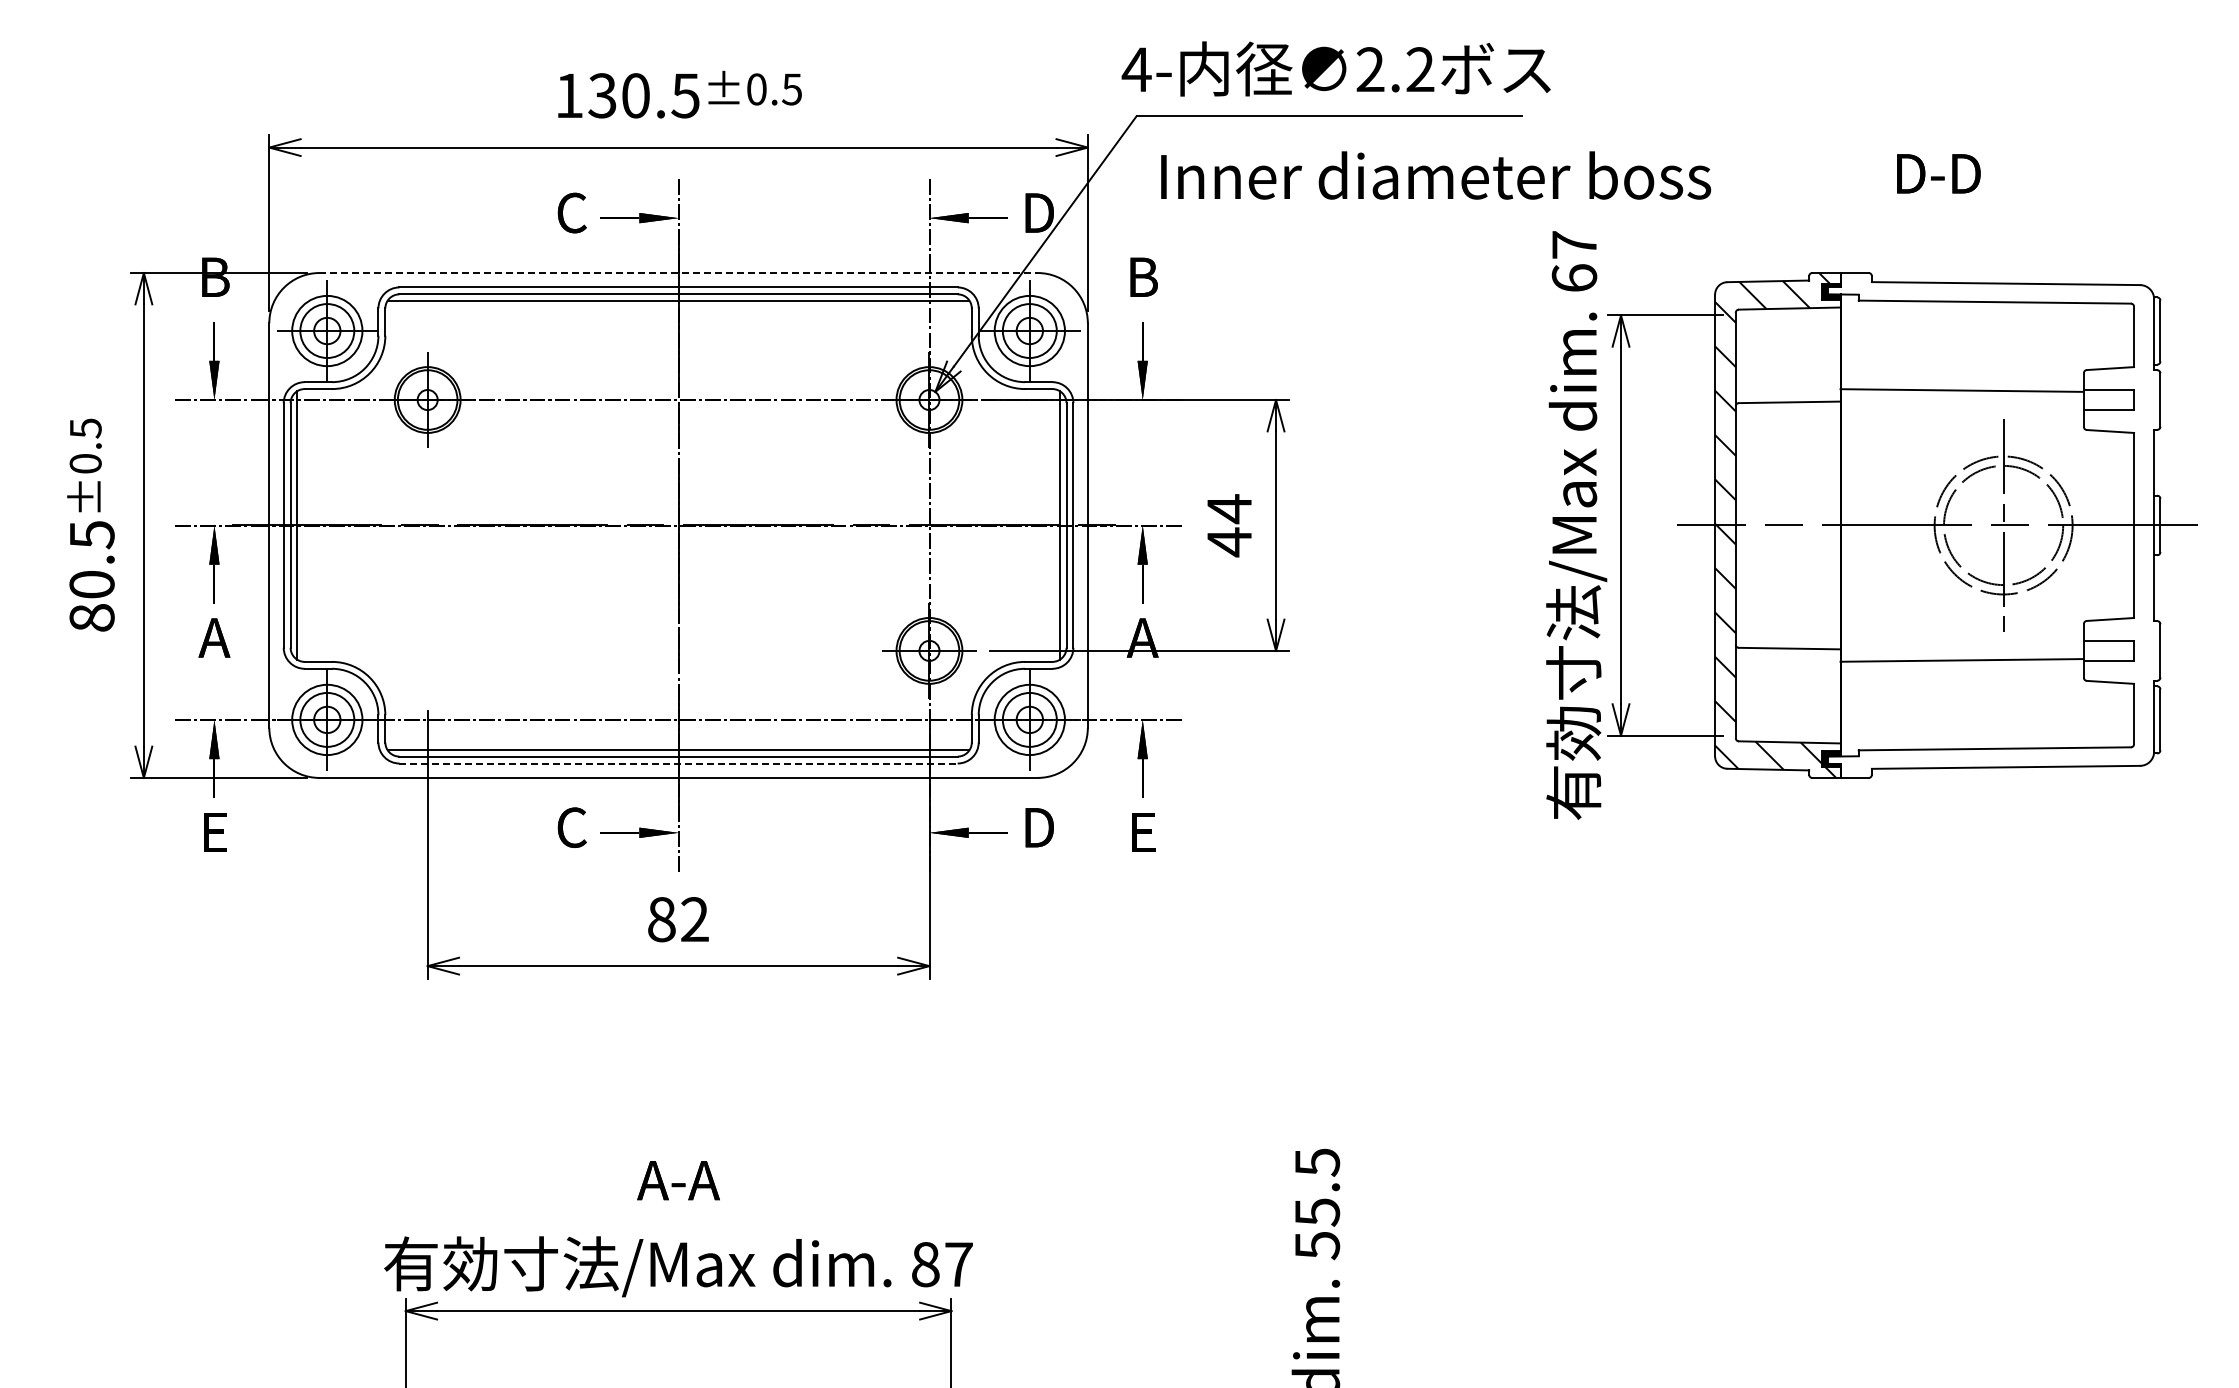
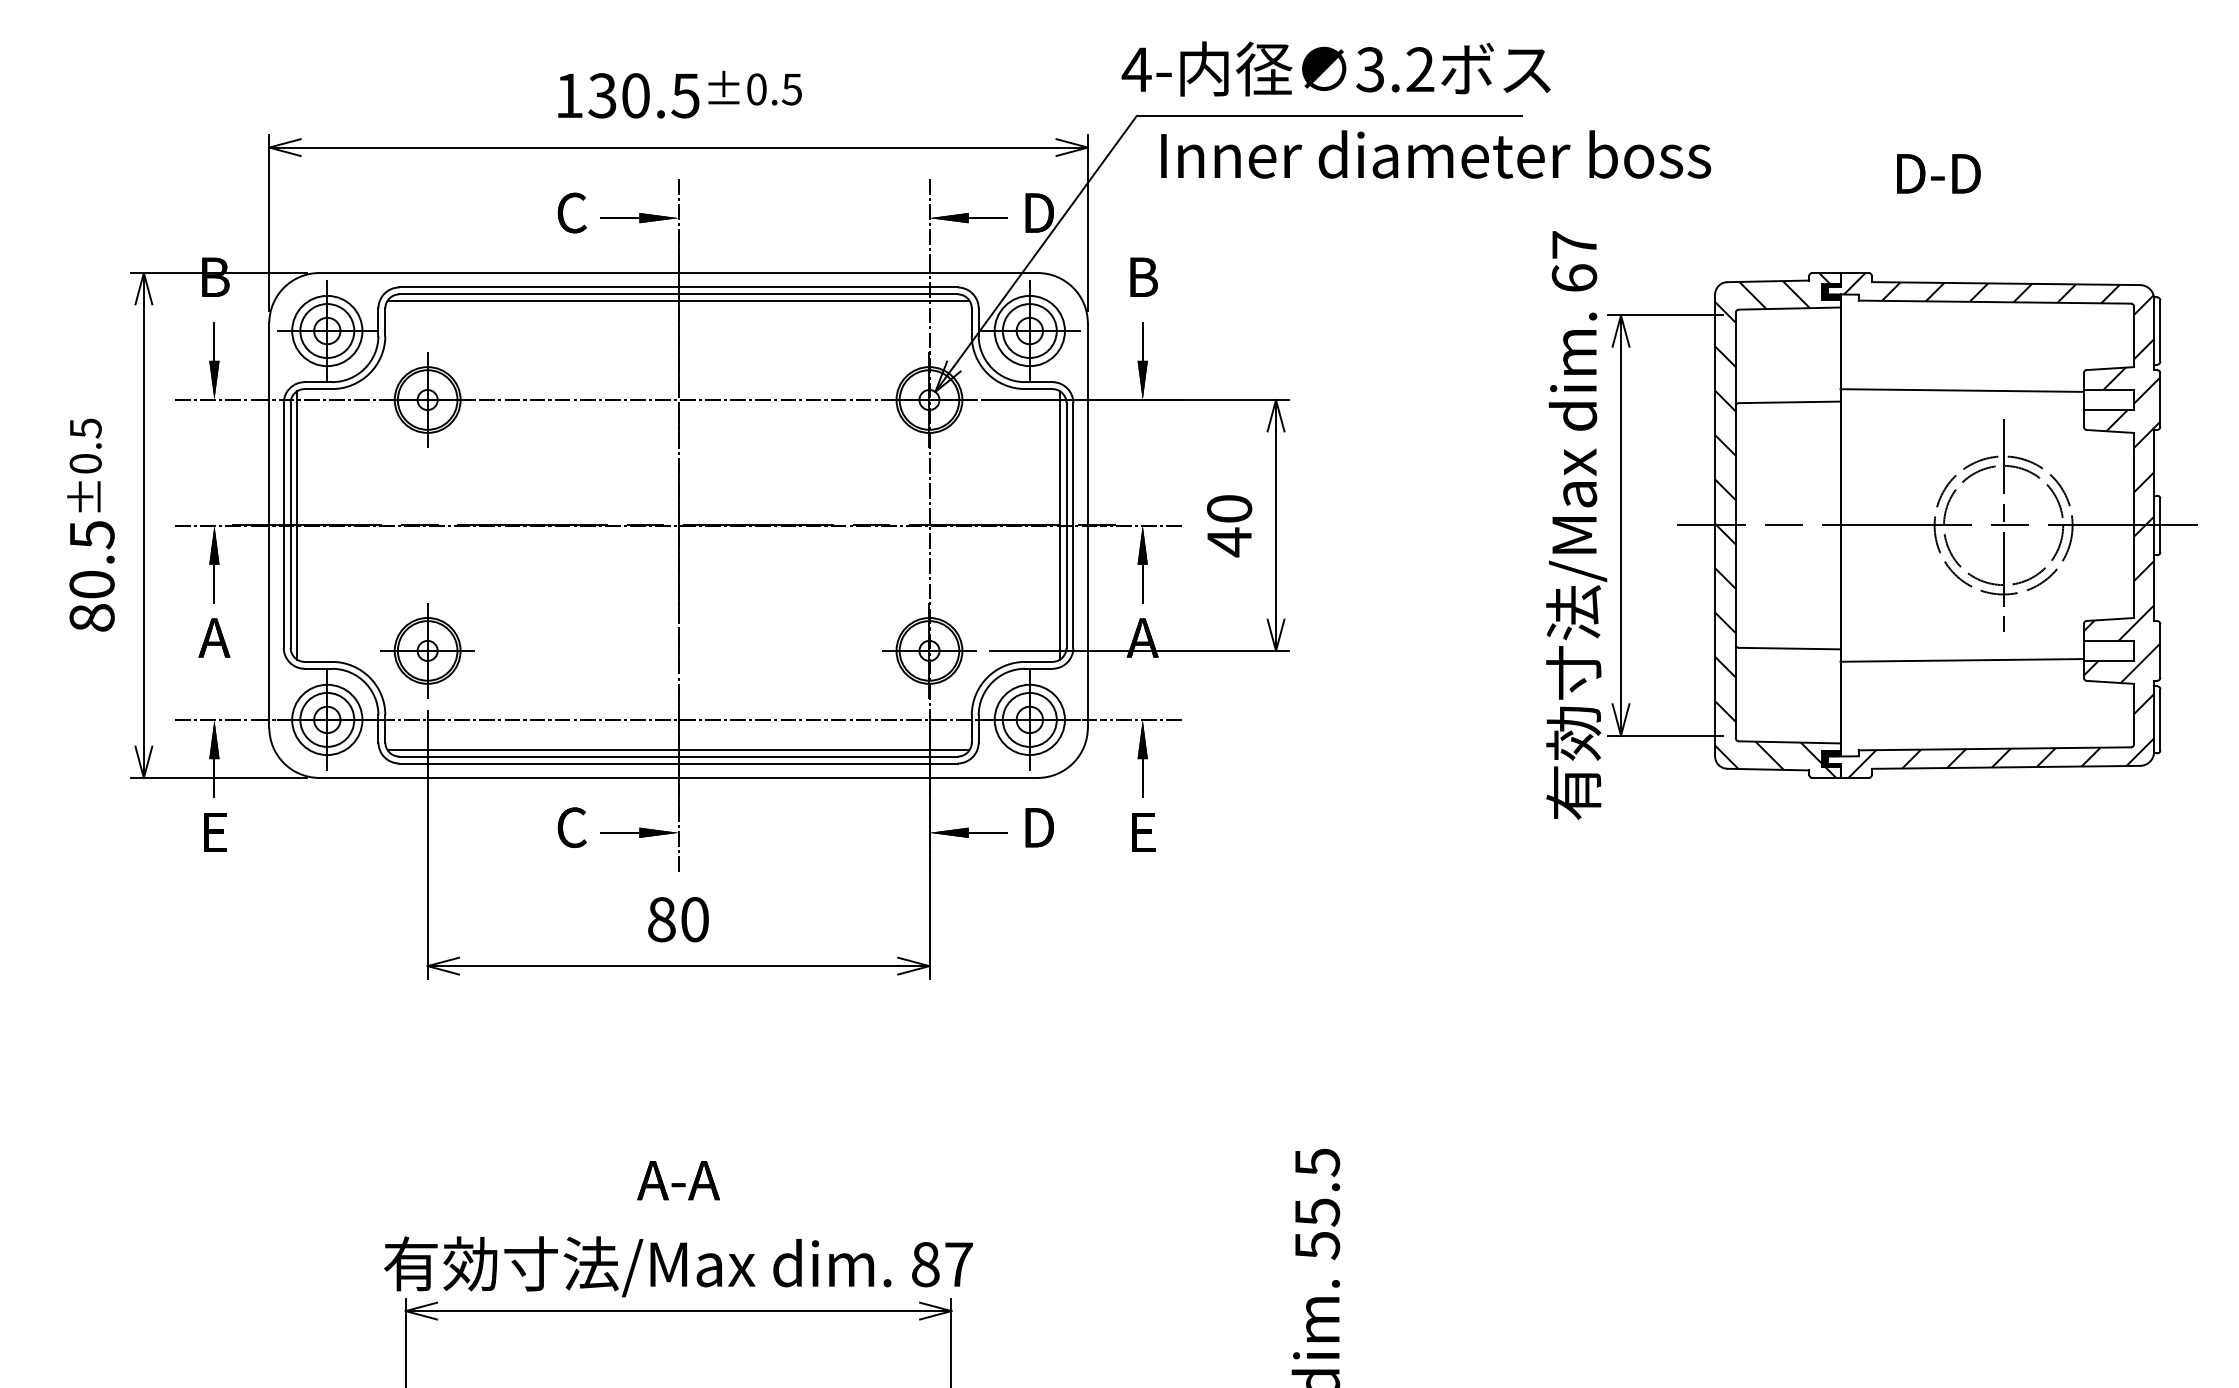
text: 2.2 -> 3.2 (1370, 69)
text position: (1436, 175) -> (1436, 154) (1436, 154)
line: dashed -> solid (679, 273)
text: 44 -> 40 (1229, 509)
hatch: none -> present (2002, 525)
part: none -> present (427, 650)
line: dashed -> solid (679, 763)
text: 82 -> 80 (694, 919)
